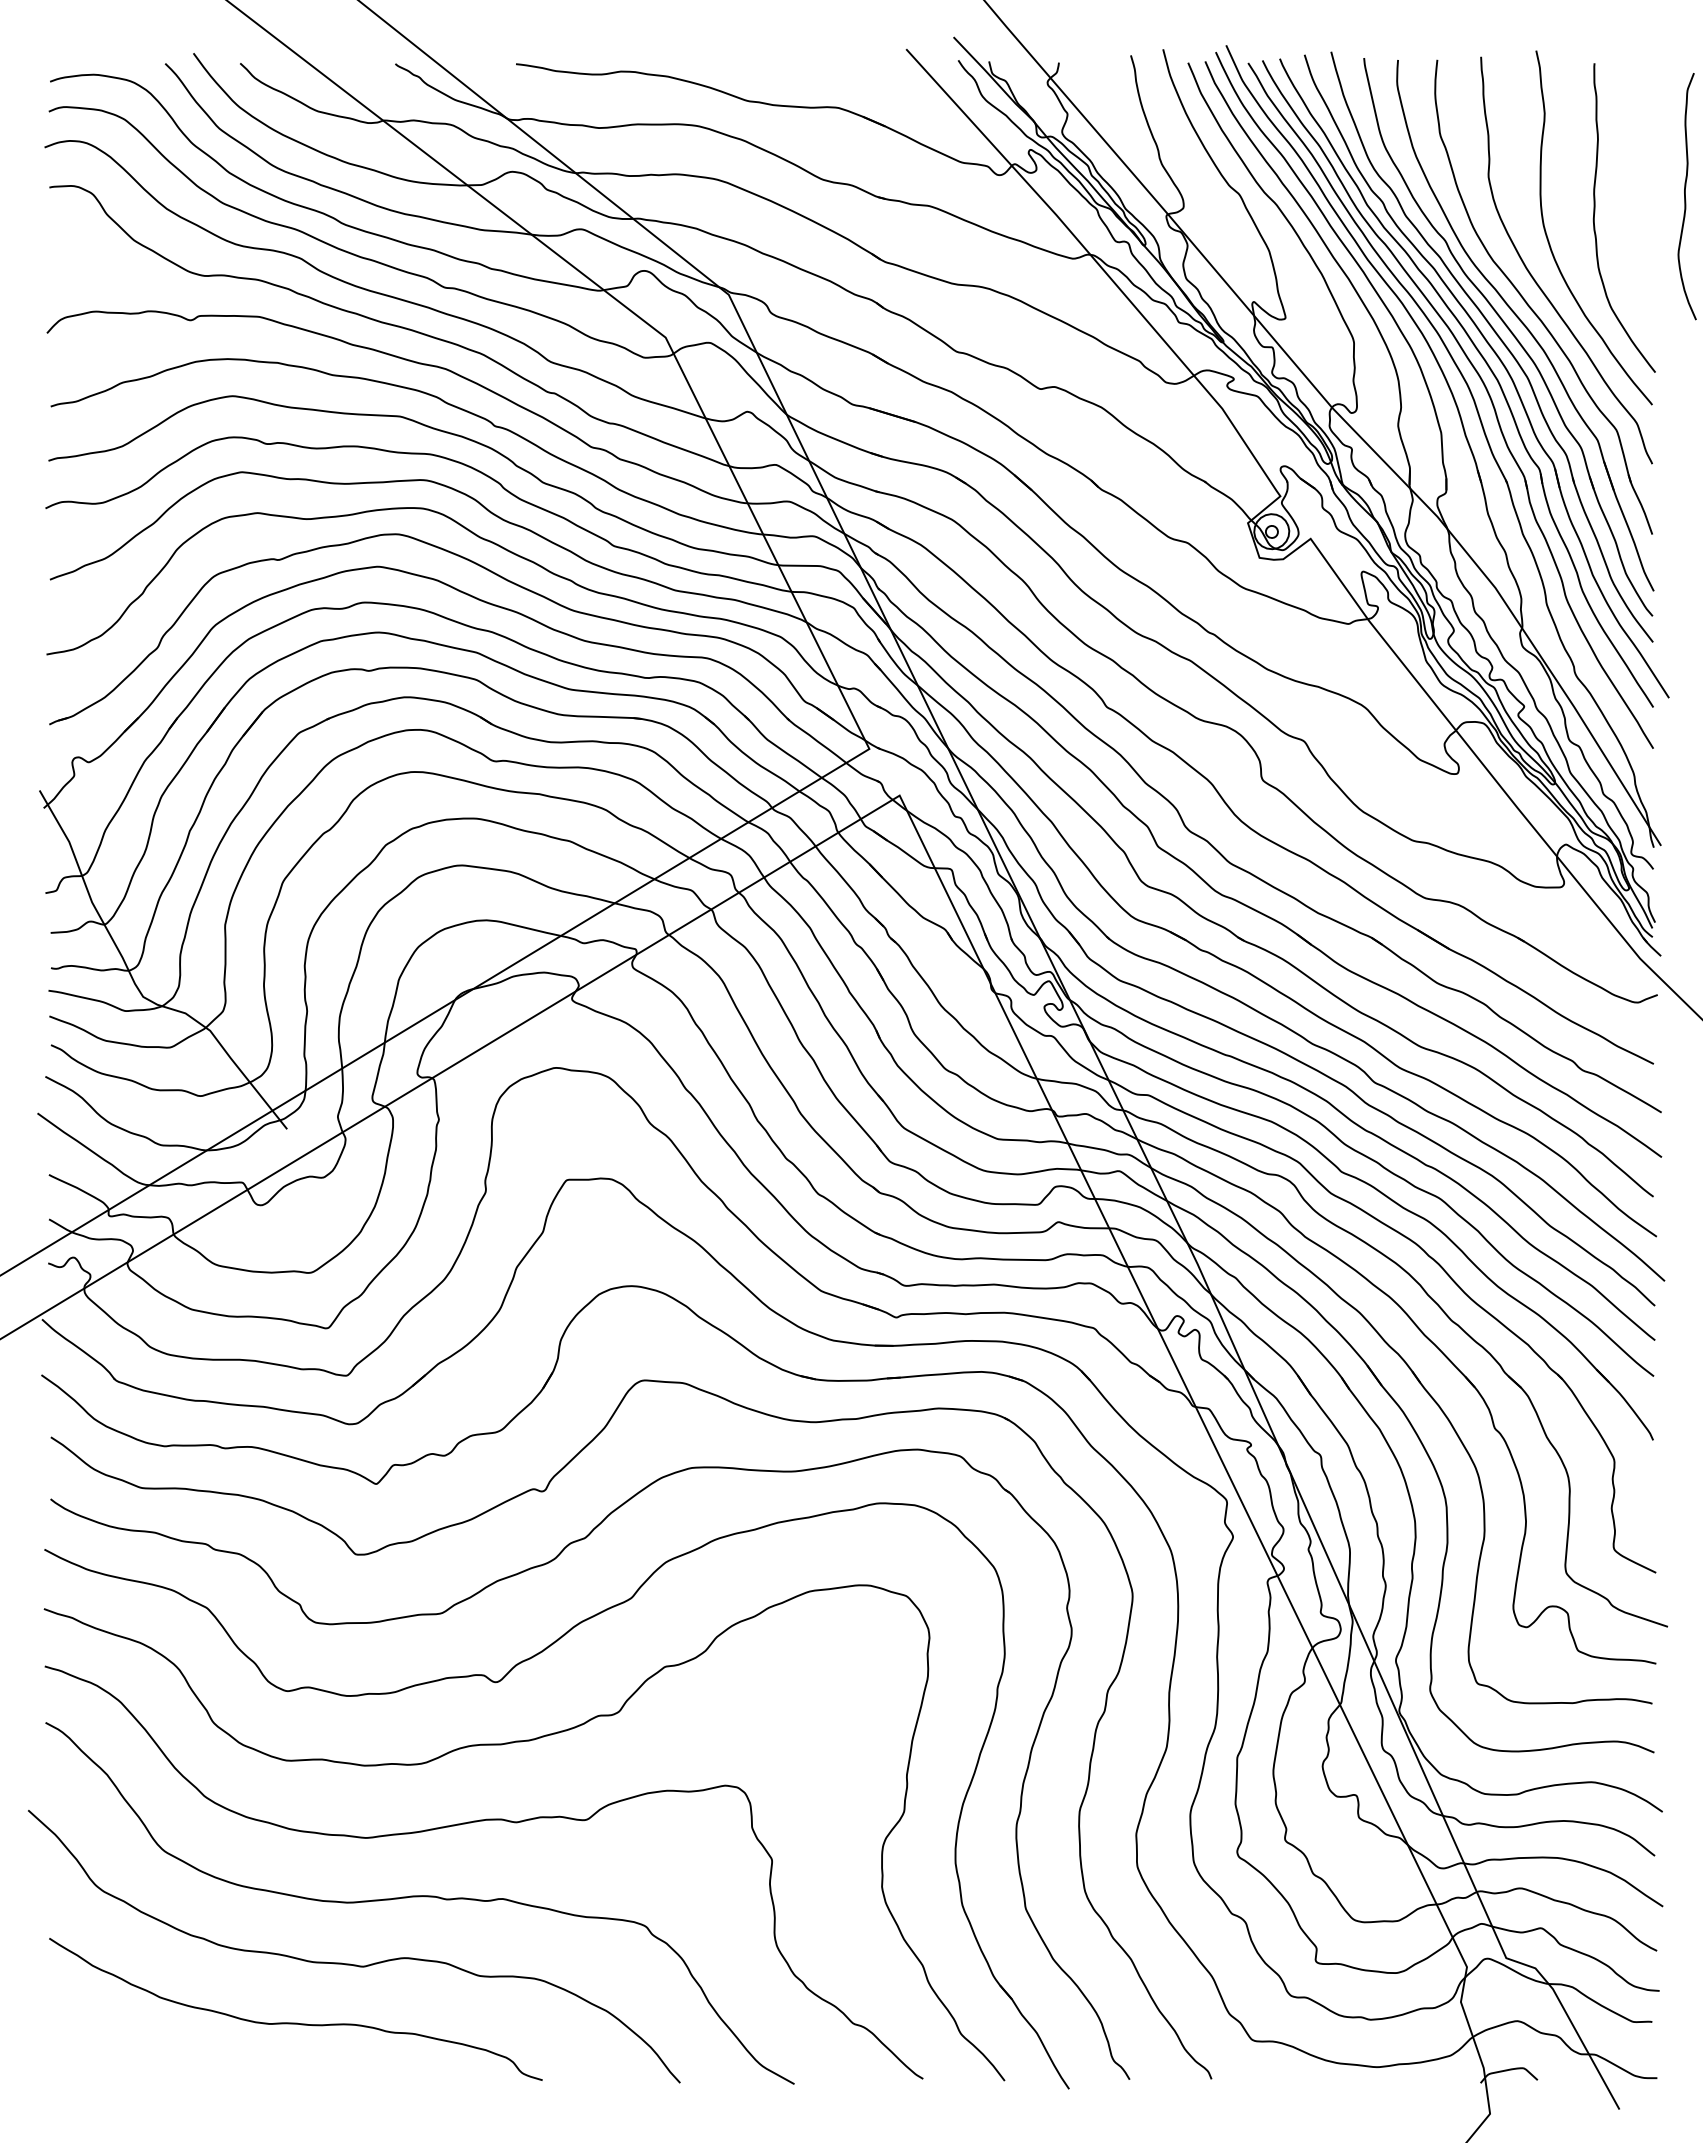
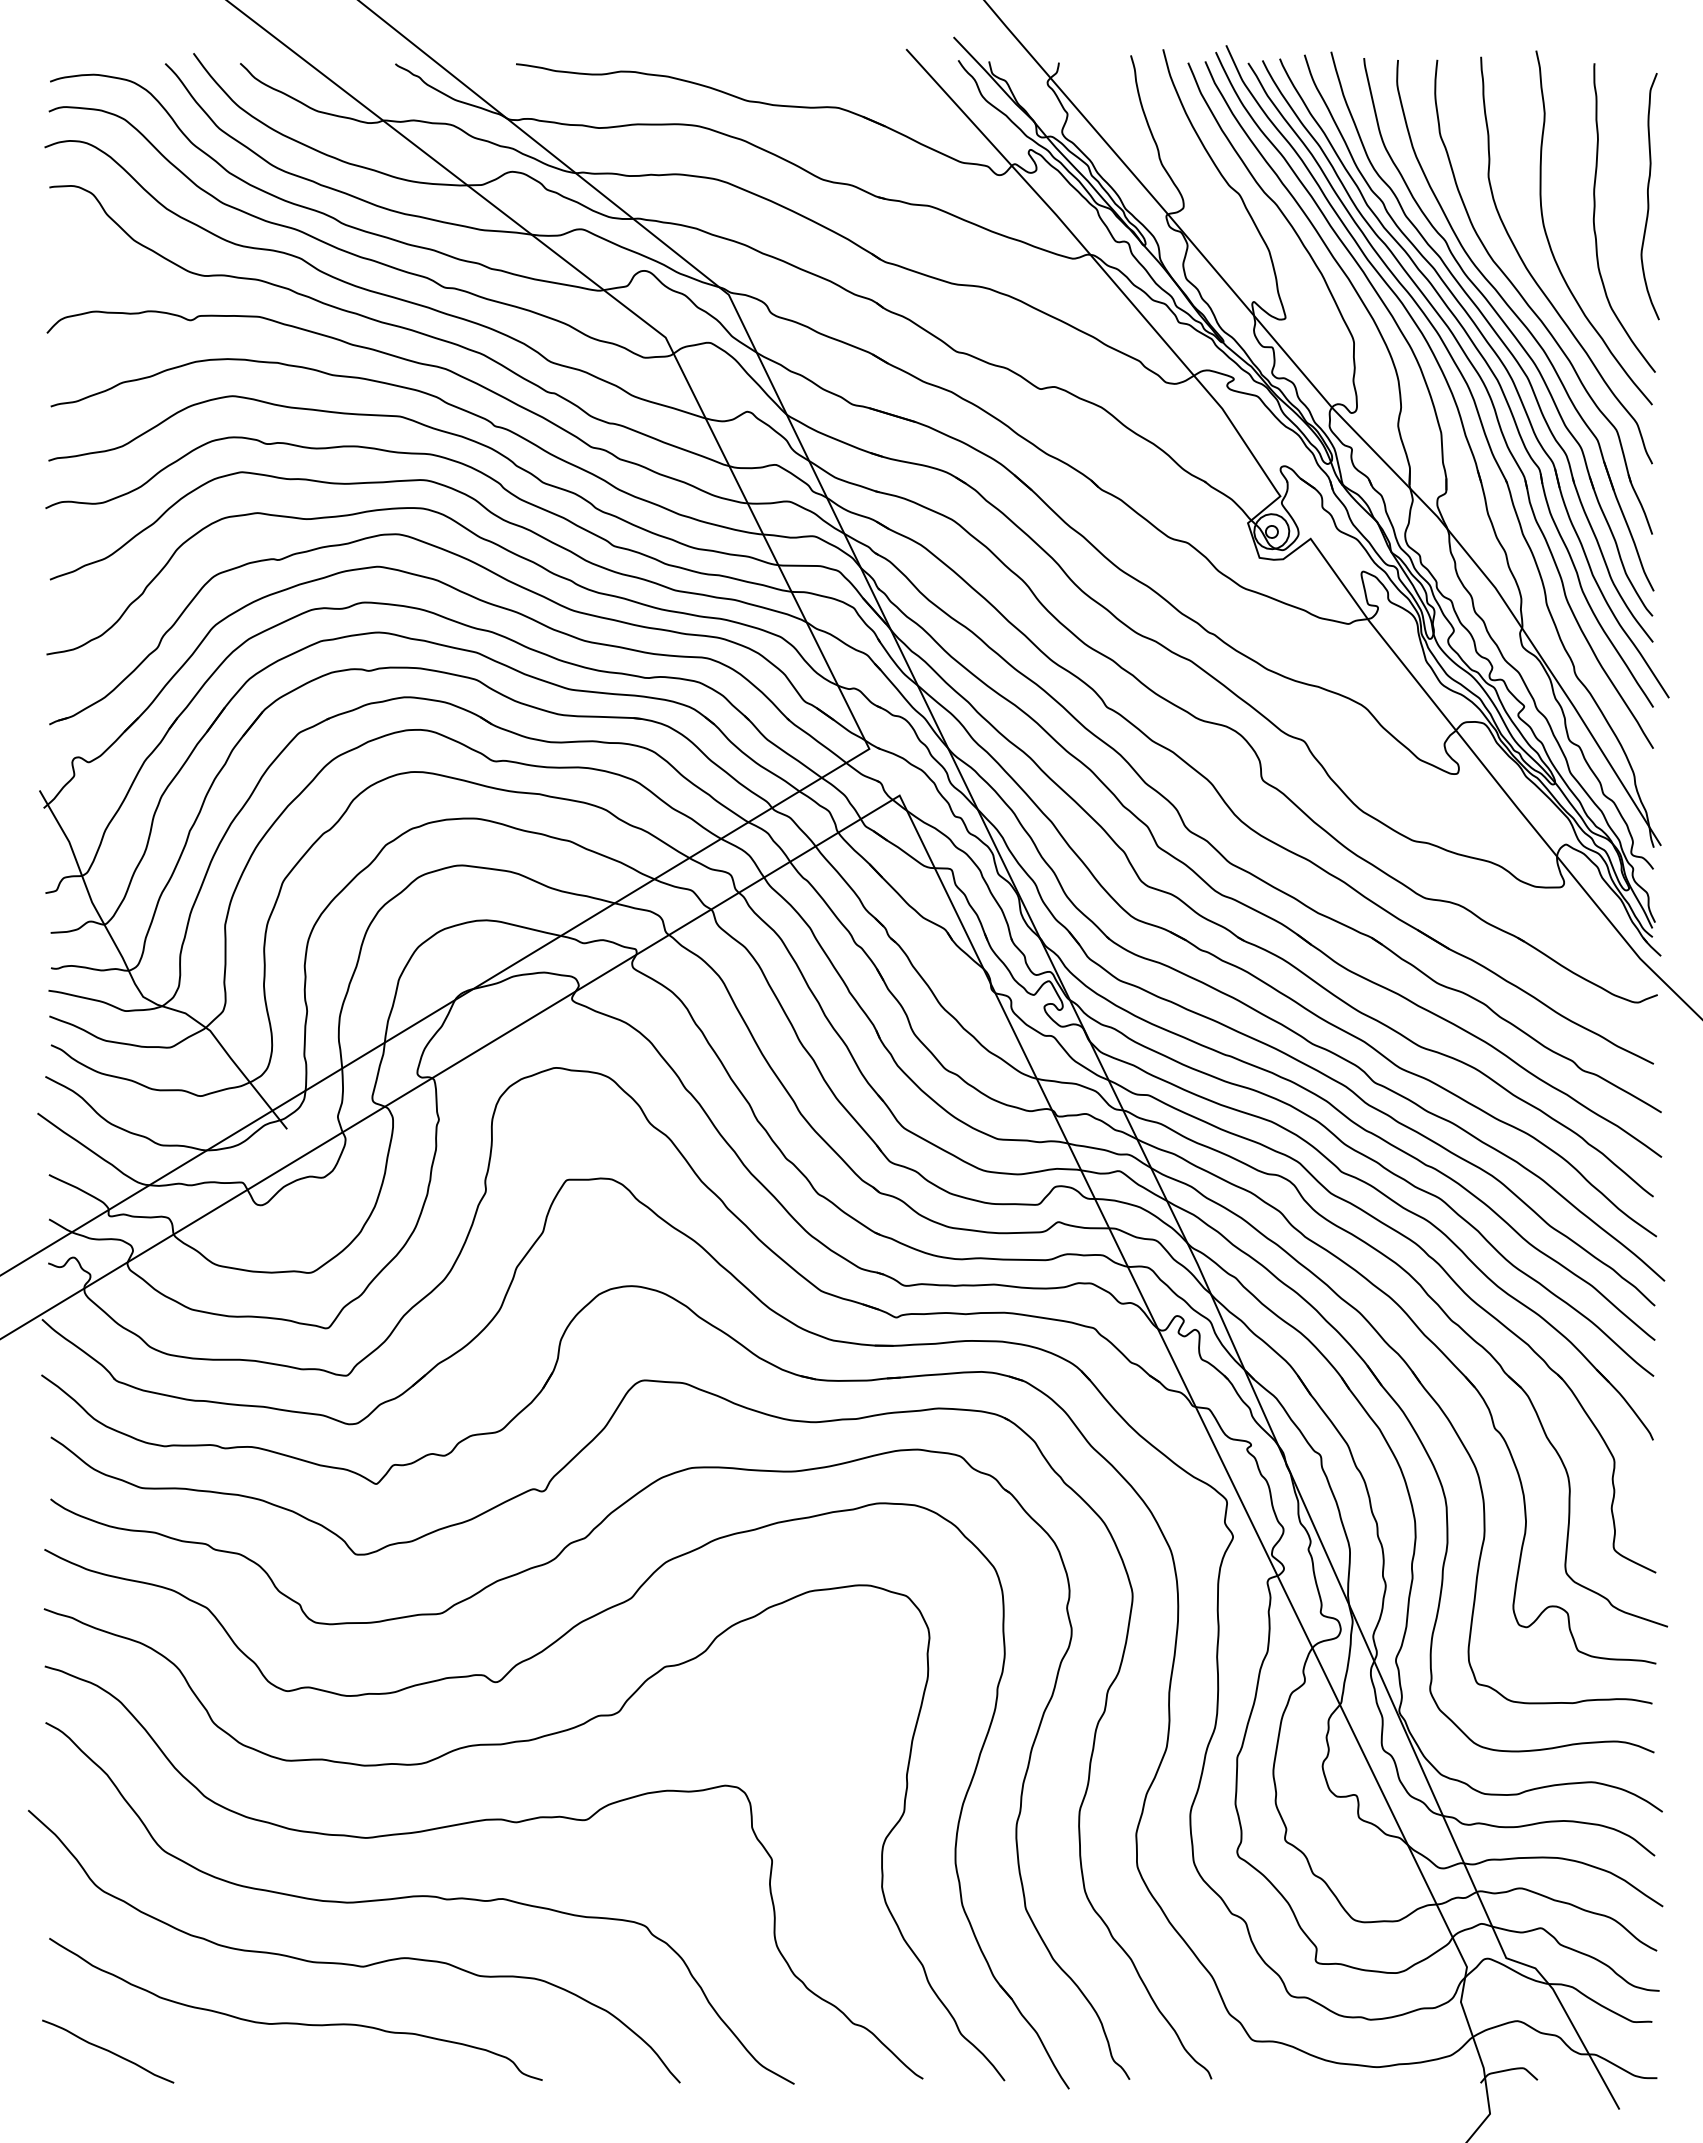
curve position: (1685, 196) -> (1648, 196) (1648, 196)
curve: none -> present (108, 2051)
